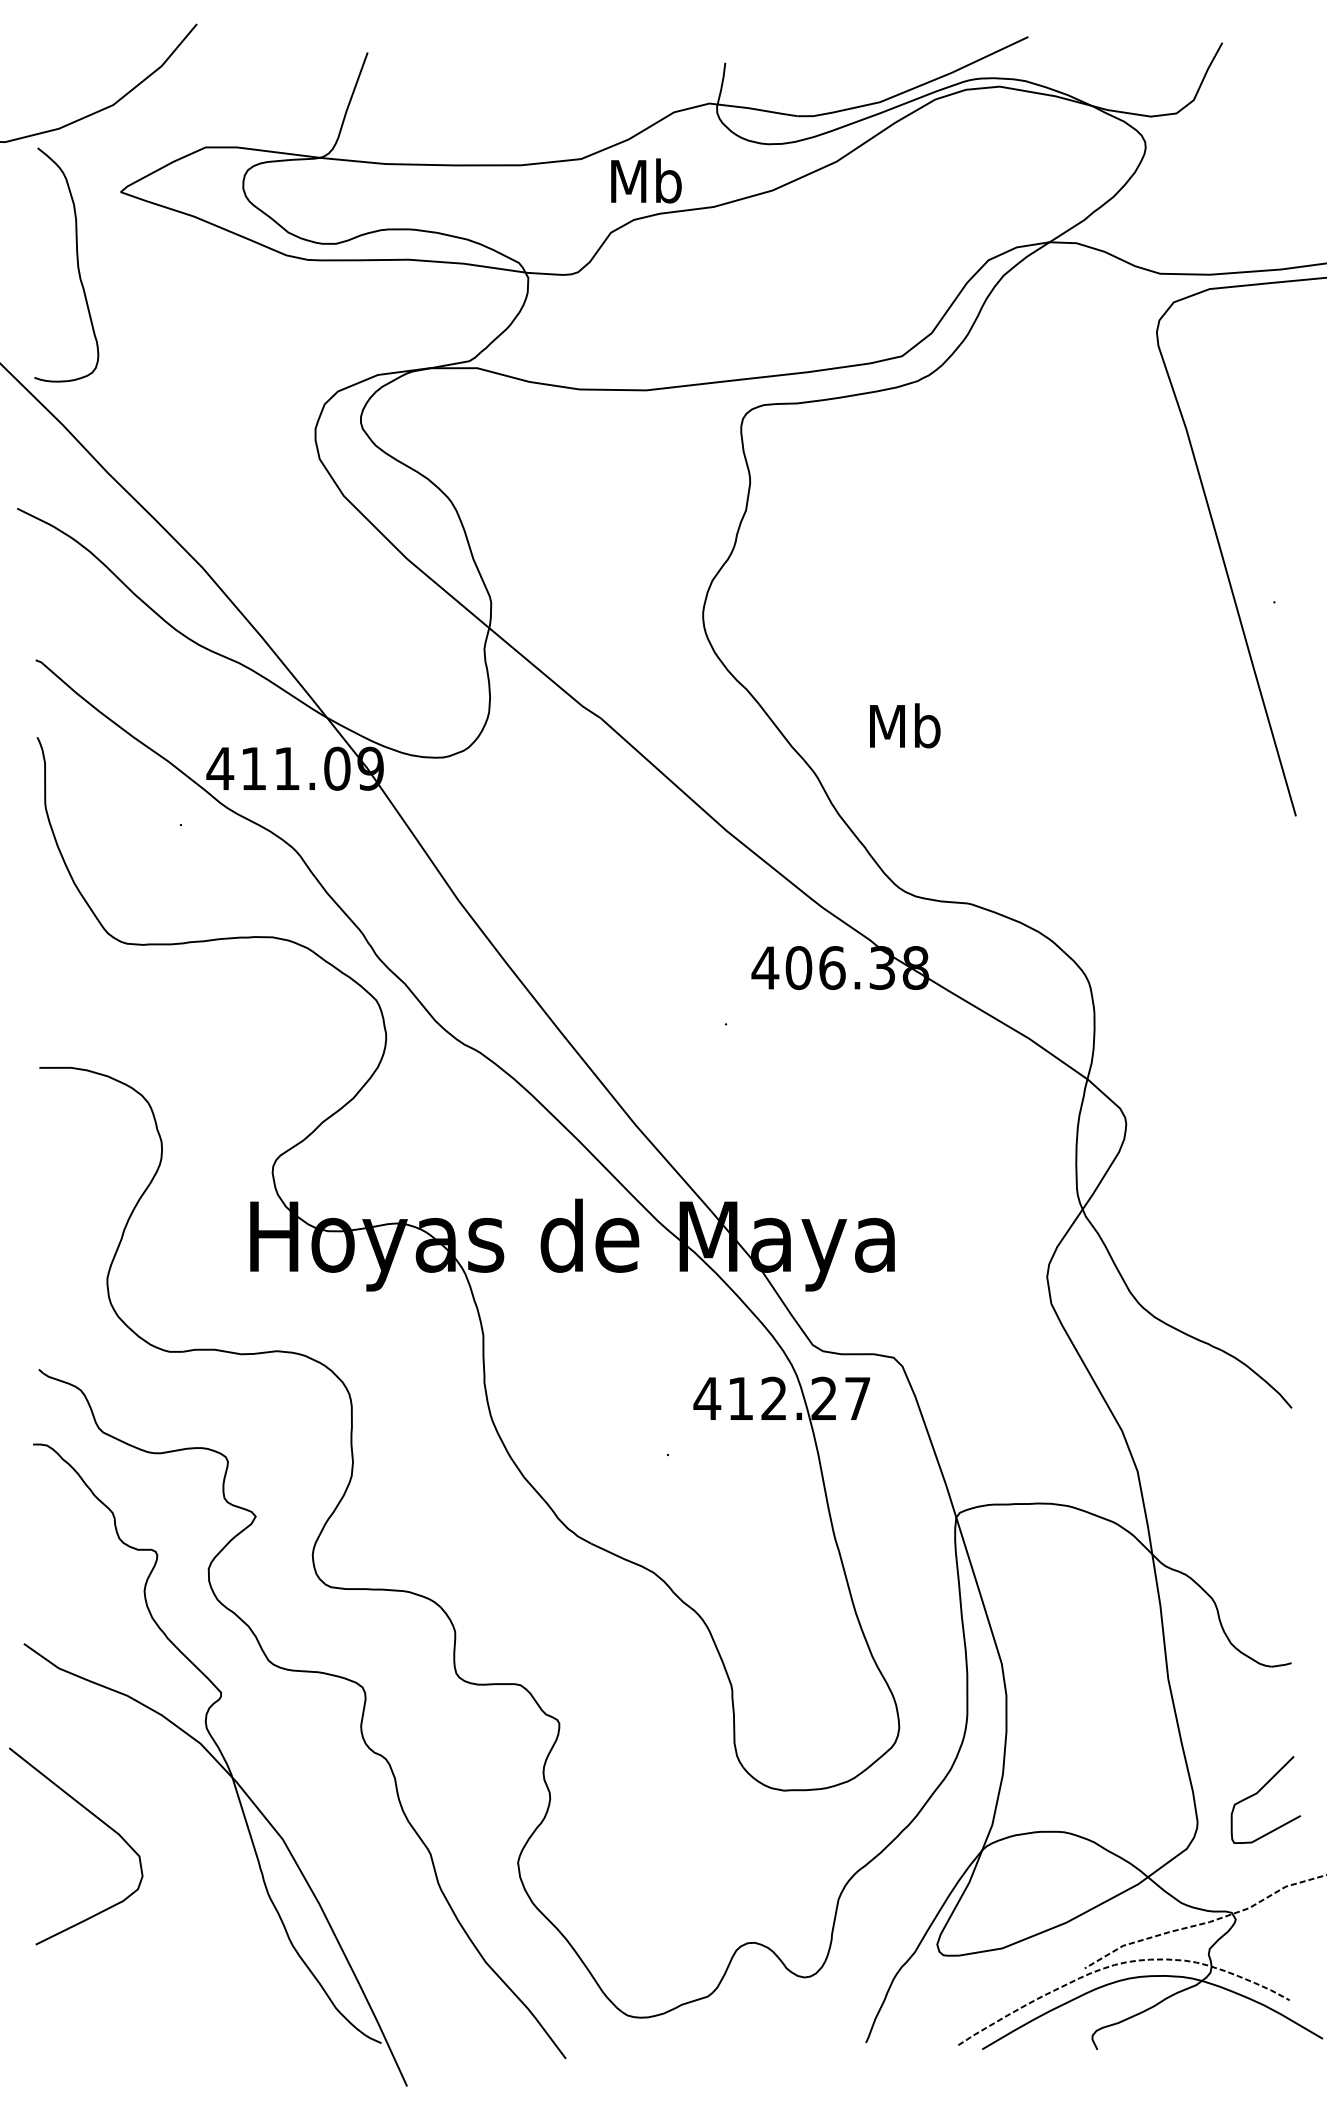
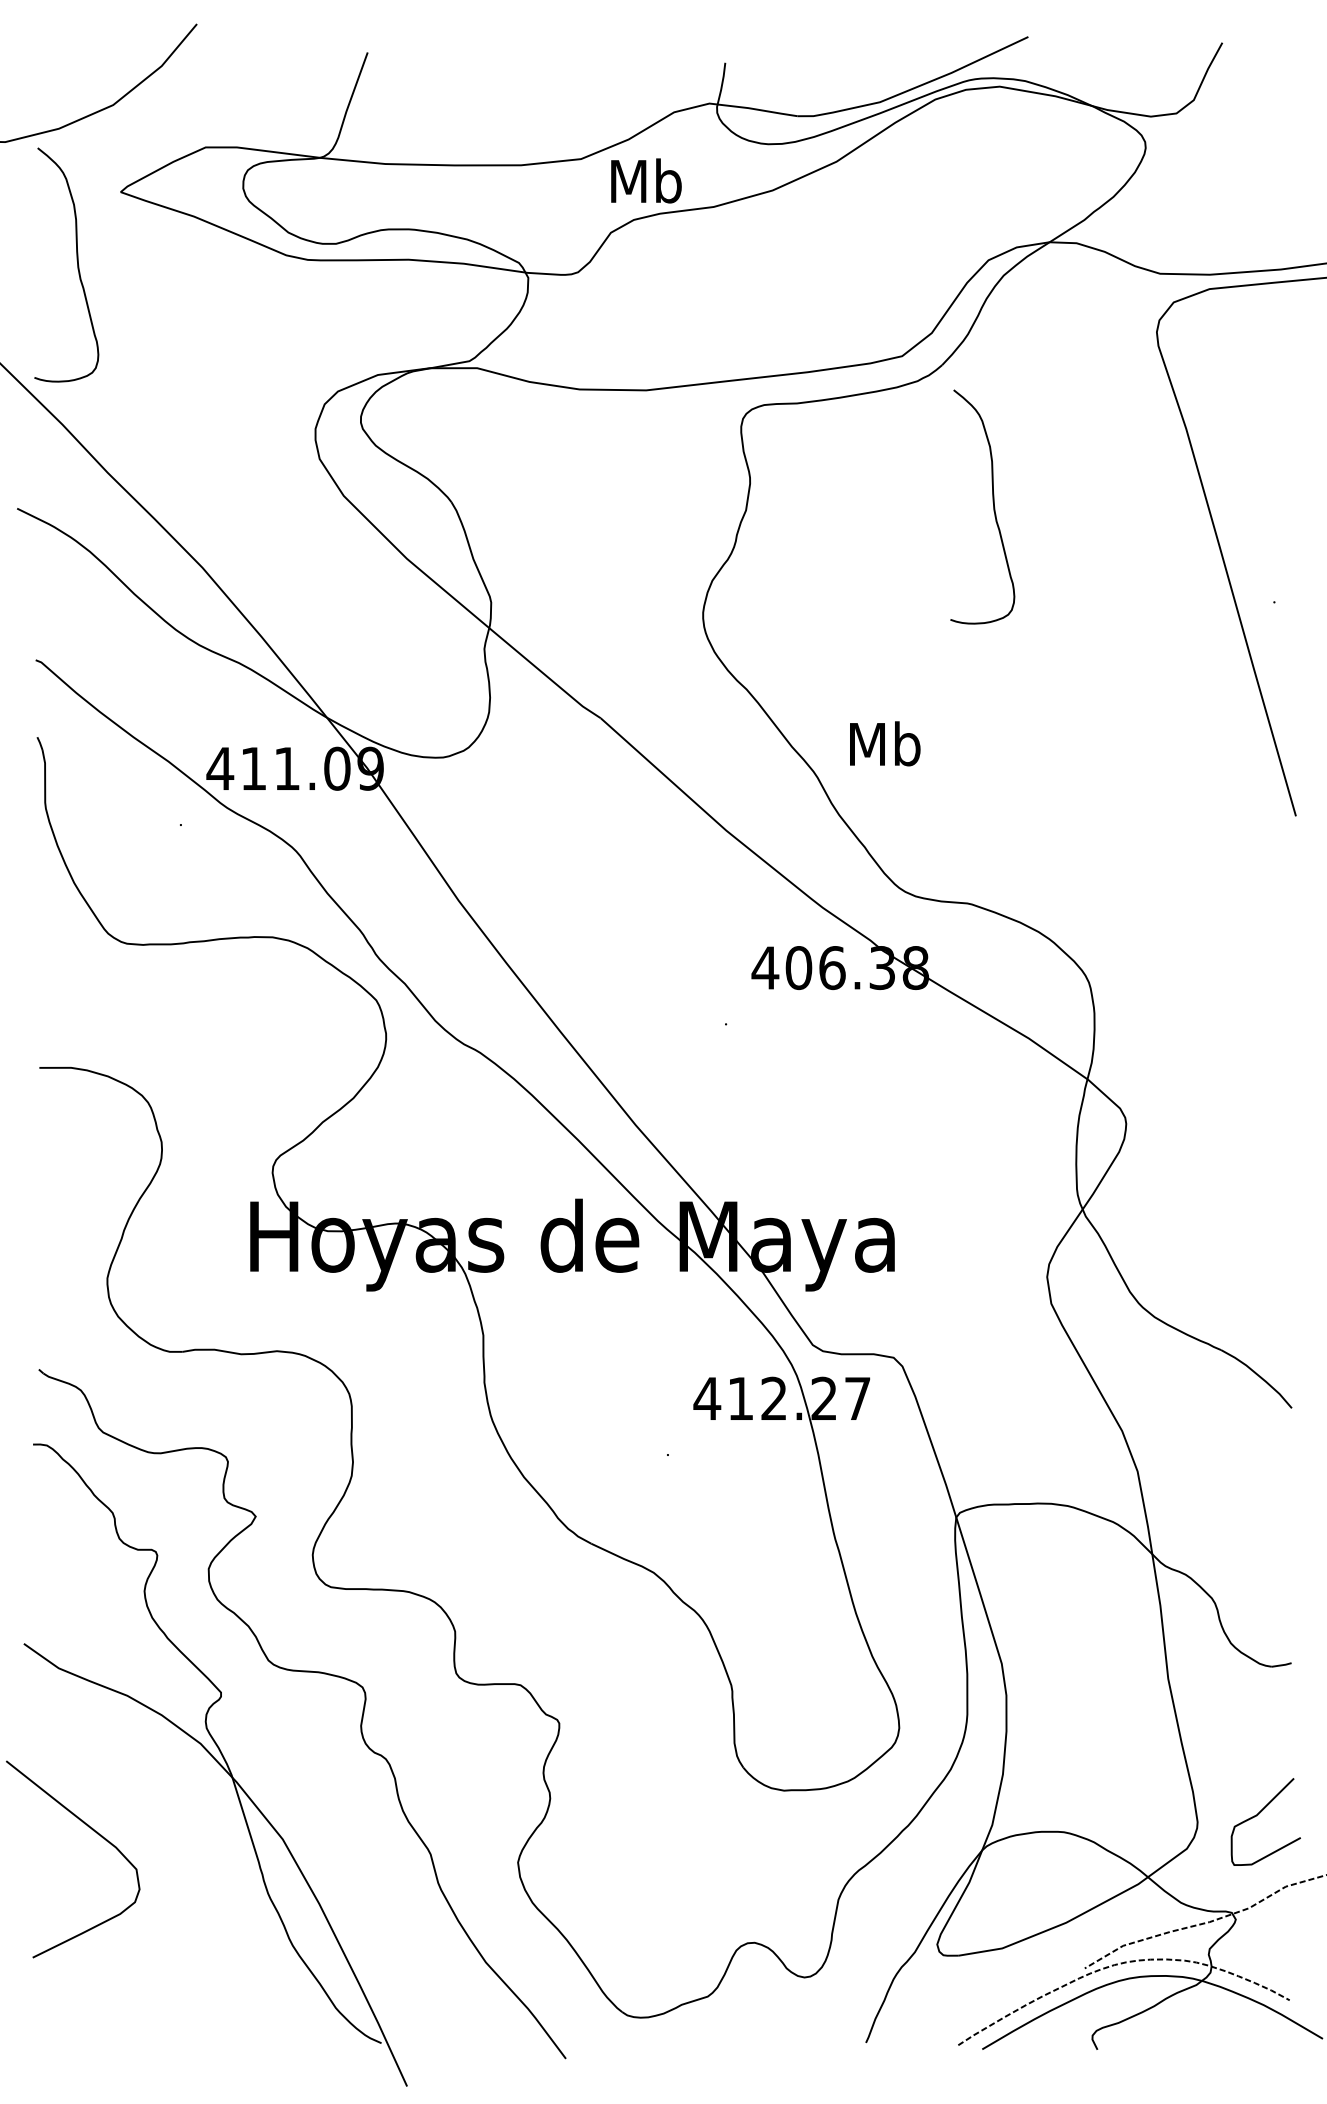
curve: none -> present (992, 502)
text position: (905, 725) -> (885, 743) (885, 743)
curve position: (1259, 1792) -> (1259, 1814) (1259, 1814)
curve position: (96, 1818) -> (93, 1831) (93, 1831)
